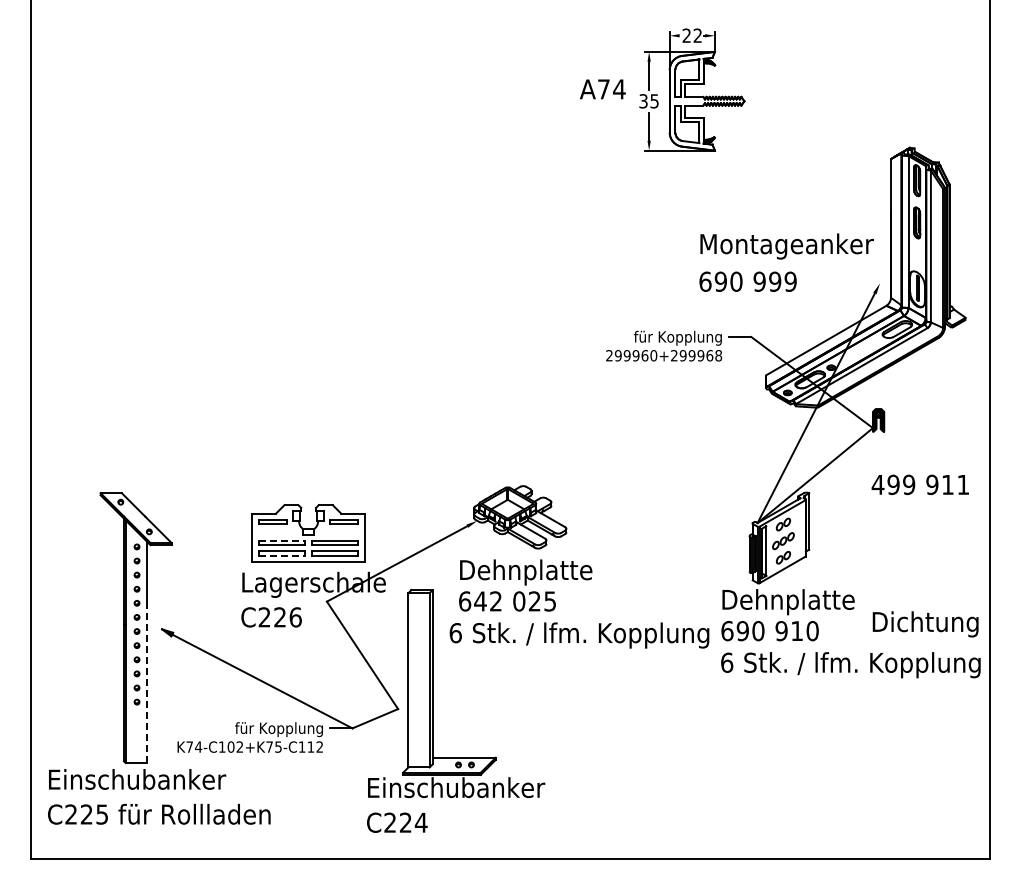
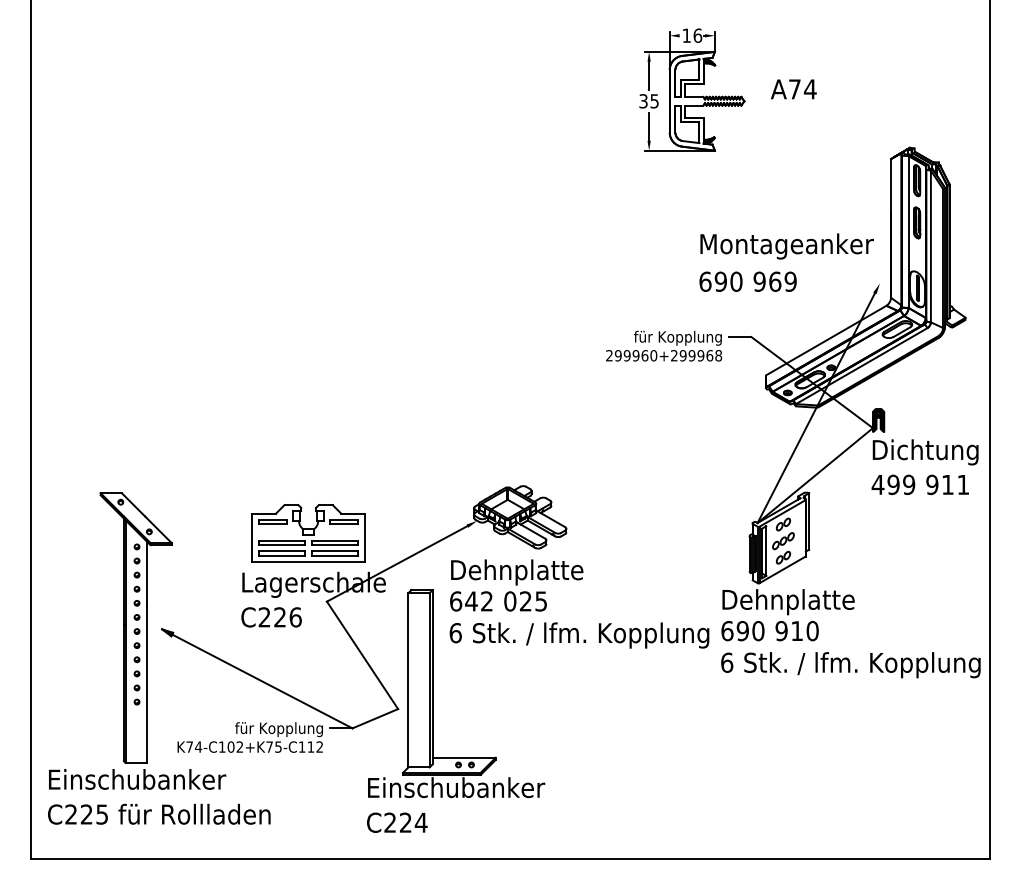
text: 22 -> 16 (692, 35)
text position: (602, 89) -> (793, 89) (793, 89)
text: 999 -> 969 (775, 281)
line: dashed -> solid (282, 540)
line: dashed -> solid (282, 555)
text position: (525, 585) -> (516, 585) (516, 585)
text position: (925, 624) -> (925, 452) (925, 452)
line: dashed -> solid (146, 684)
